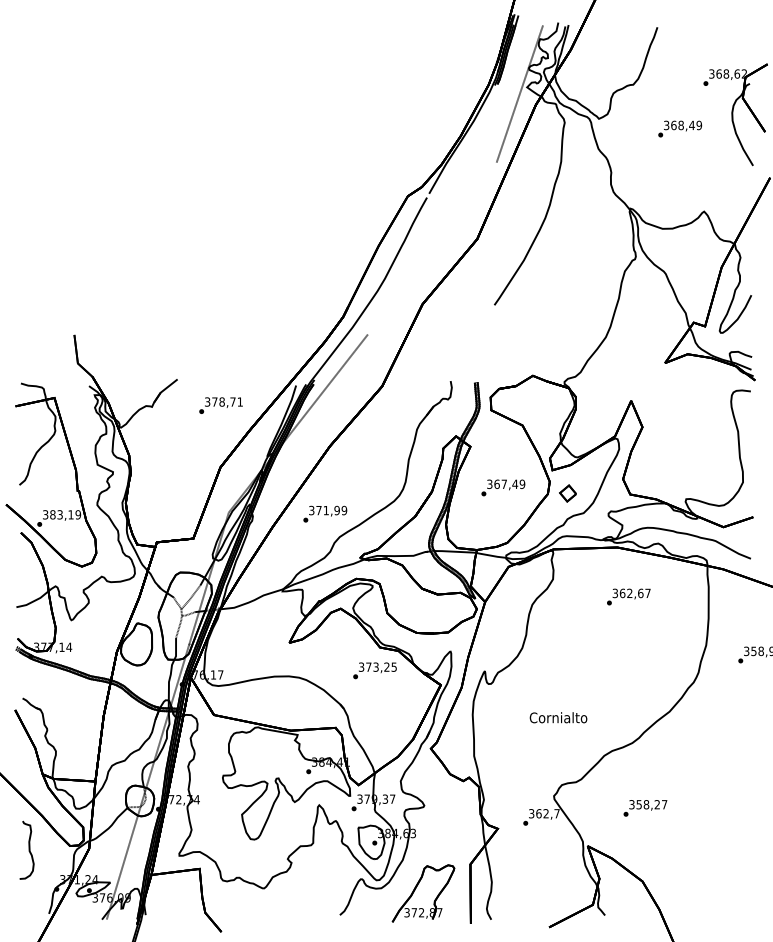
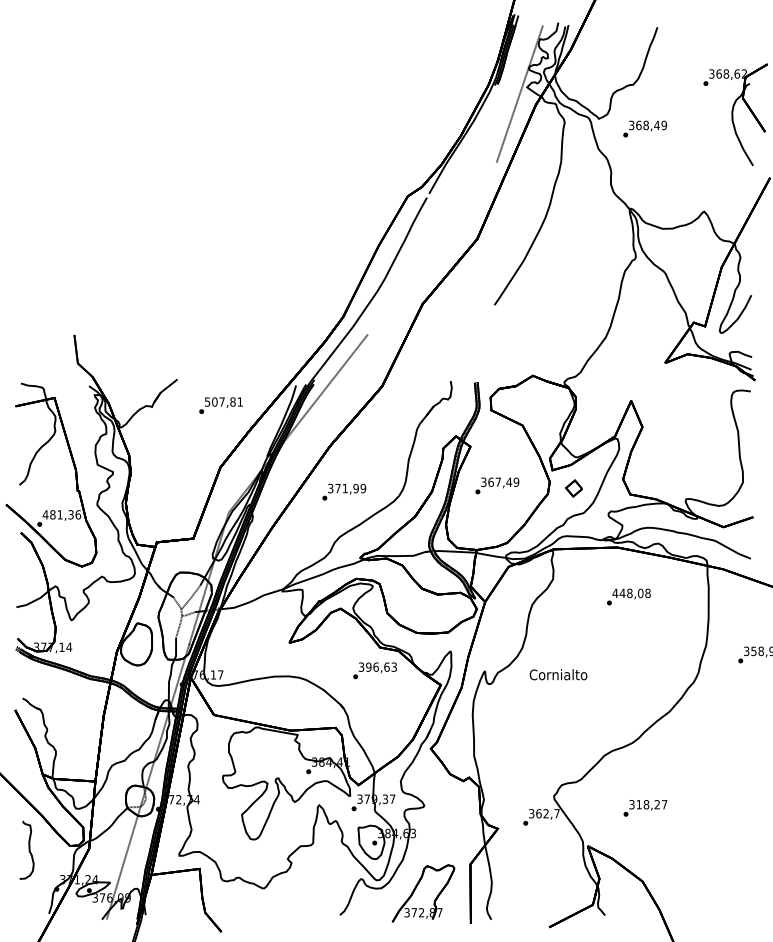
text position: (680, 128) -> (645, 128) (645, 128)
text: 378,71 -> 507,81 (220, 401)
text position: (503, 487) -> (497, 485) (497, 485)
part position: (567, 493) -> (573, 488) (573, 488)
text position: (325, 513) -> (344, 491) (344, 491)
text: 383,19 -> 481,36 (61, 514)
text: 362,67 -> 448,08 (631, 593)
text: 373,25 -> 396,63 (381, 666)
text position: (558, 717) -> (558, 674) (558, 674)
text: 358,27 -> 318,27 (638, 804)
